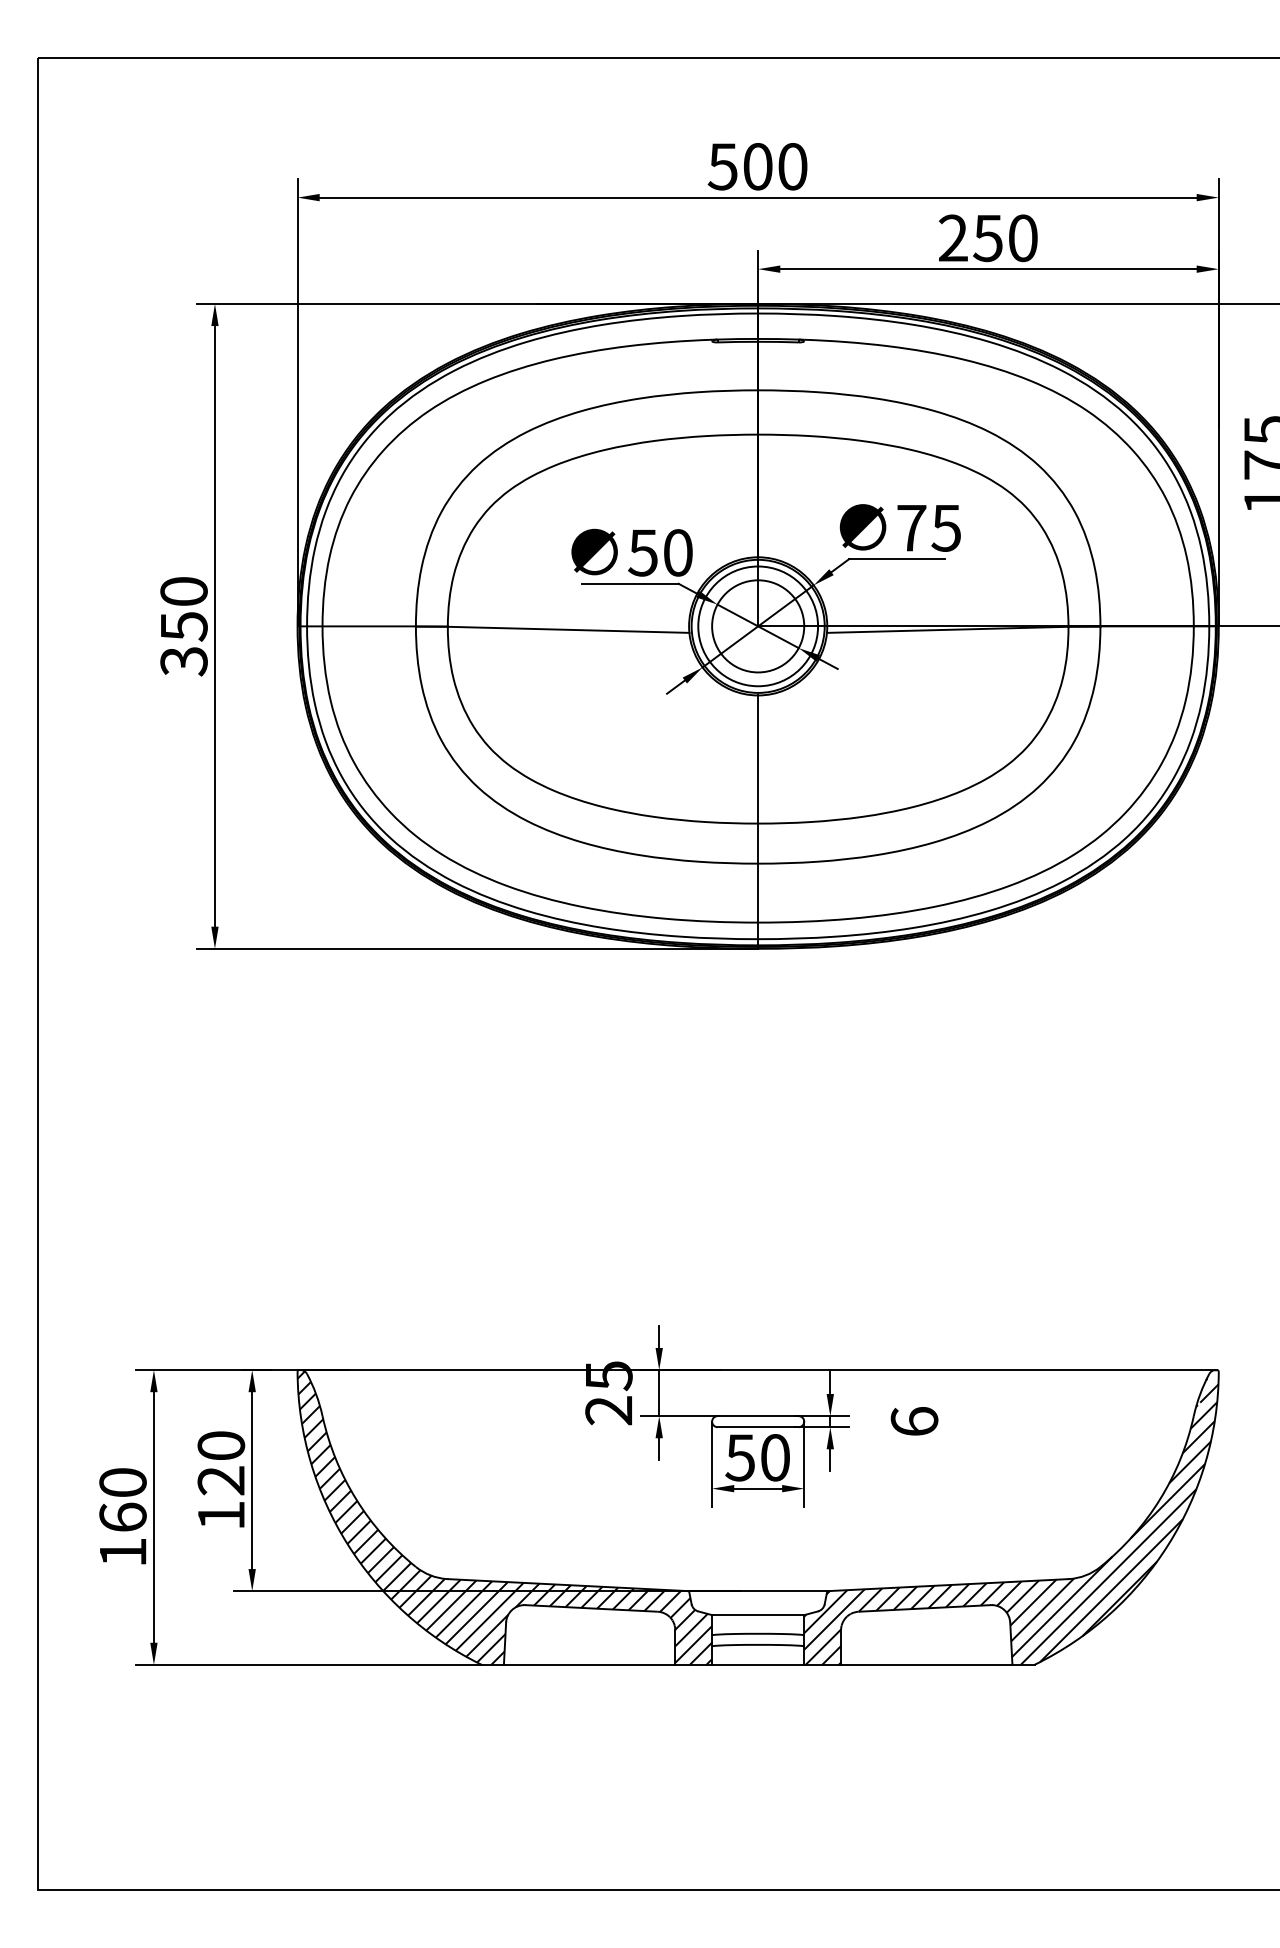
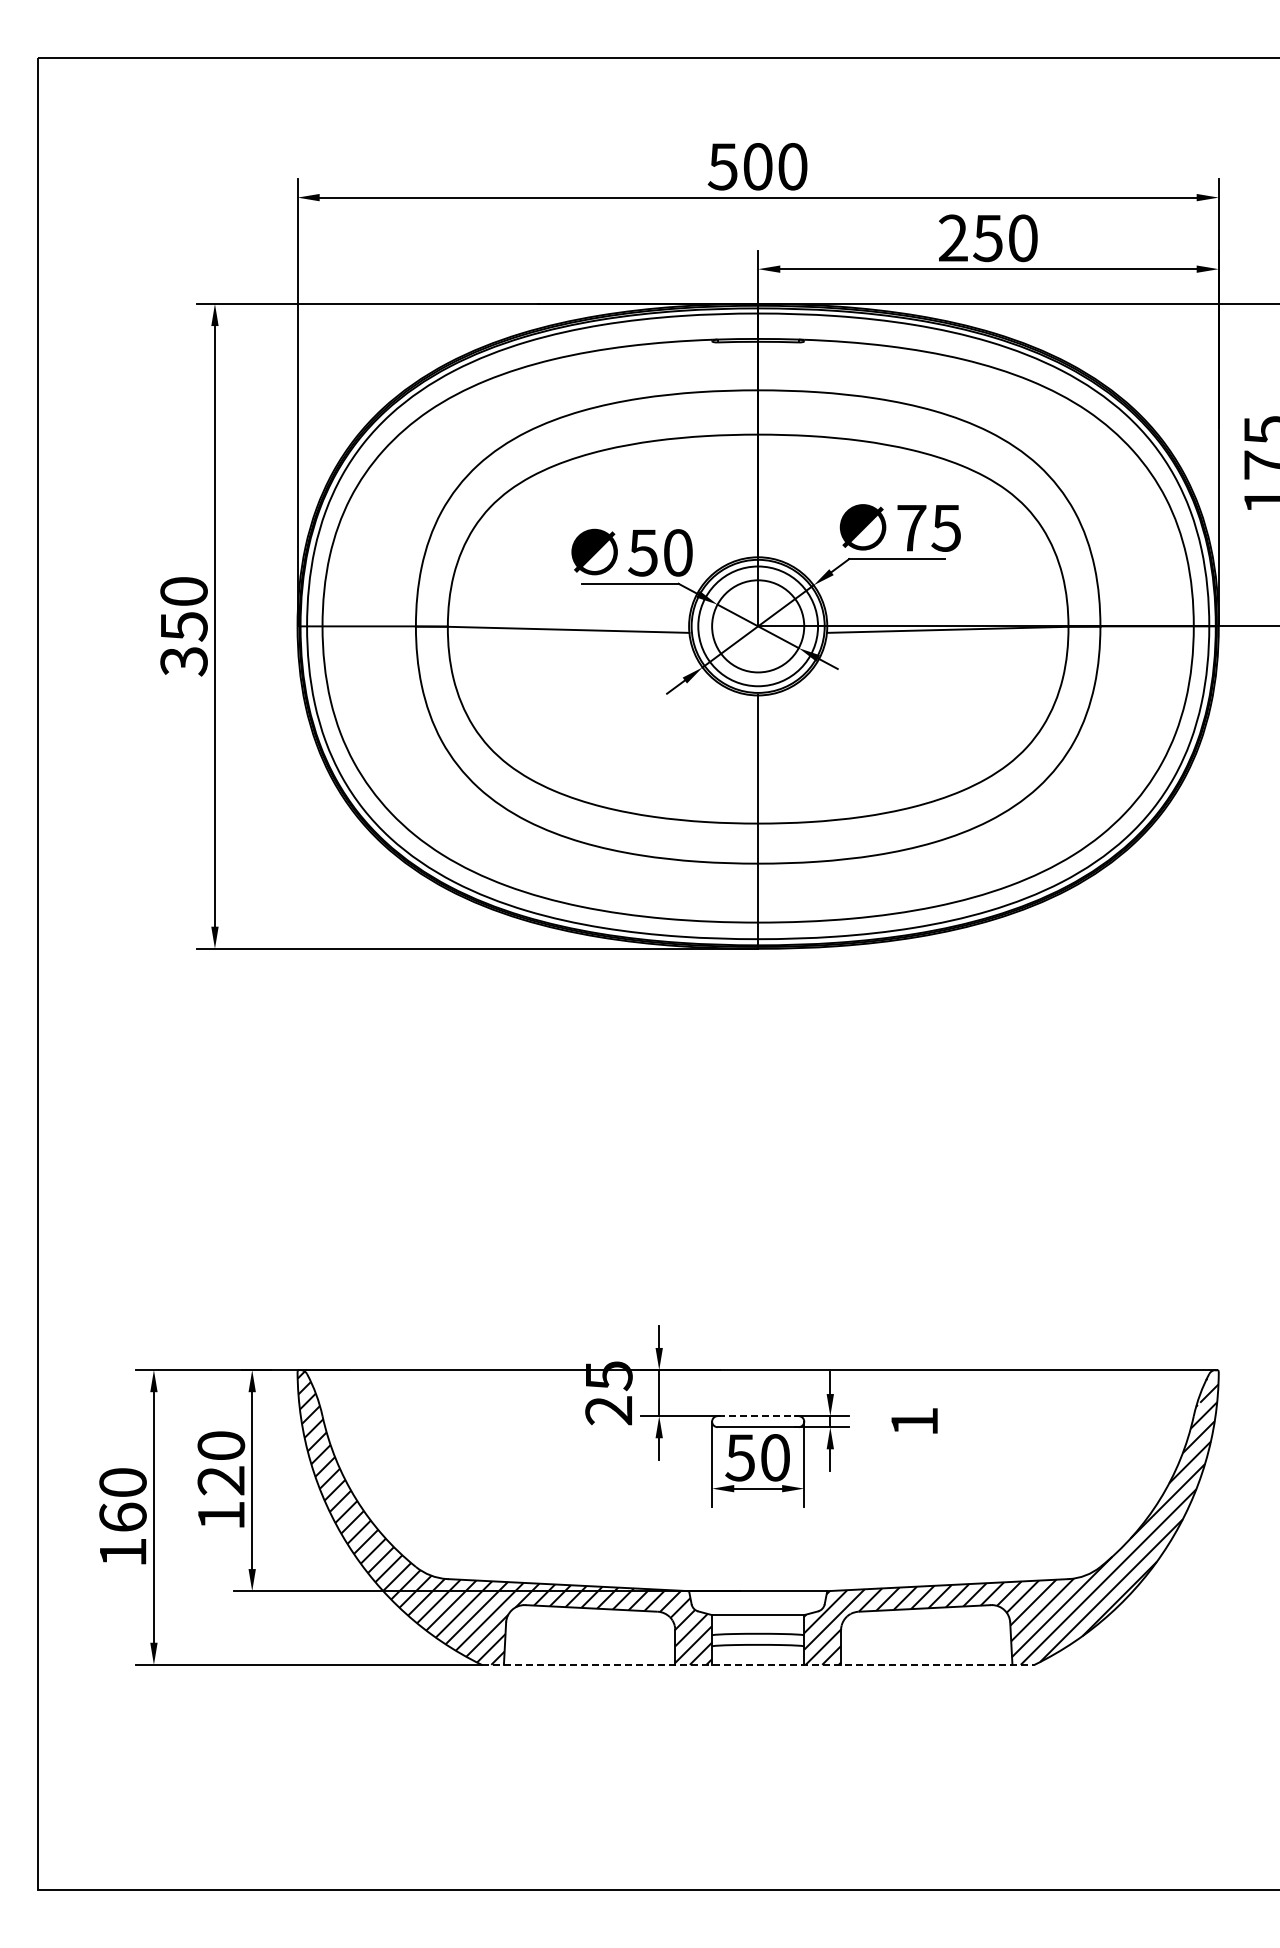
line: solid -> dashed (758, 1416)
text: 6 -> 1 (914, 1421)
line: solid -> dashed (758, 1664)
